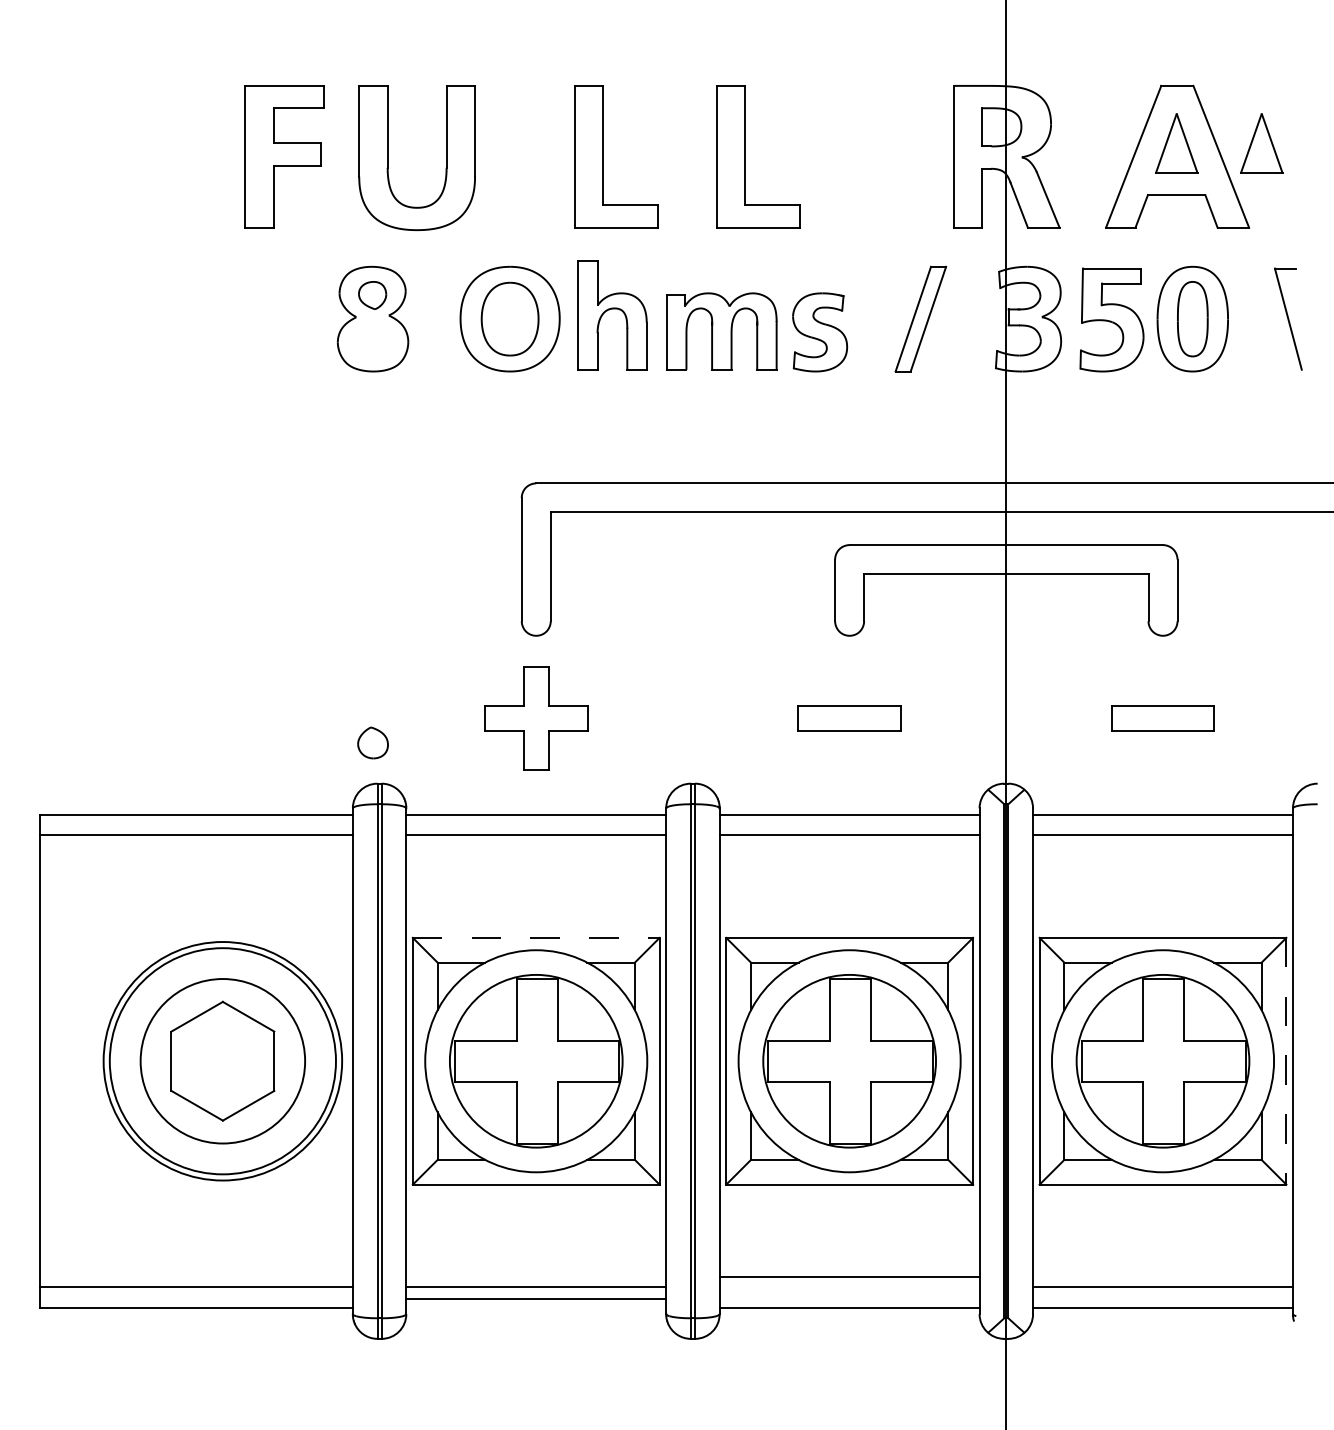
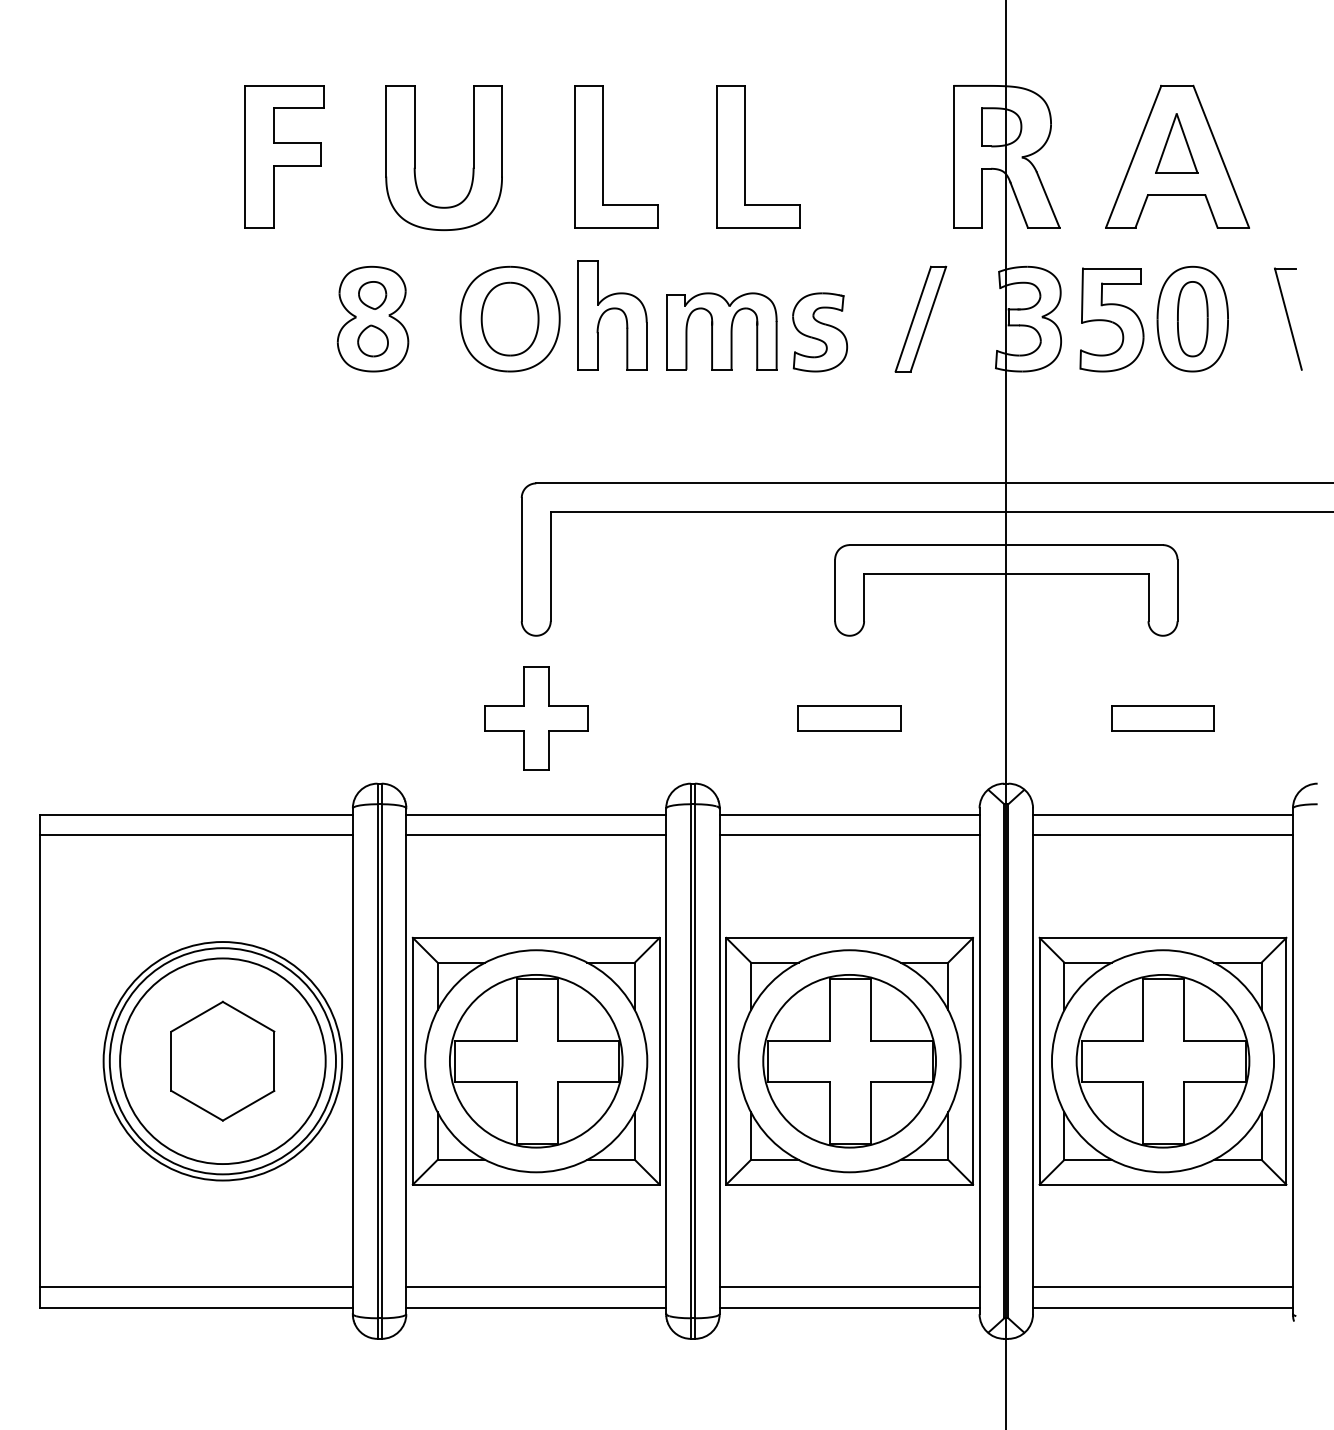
part: present -> none (1261, 143)
part position: (388, 158) -> (415, 158) (415, 158)
part position: (372, 742) -> (372, 340) (372, 340)
line: dashed -> solid (536, 937)
circle diameter: 164 px -> 206 px (222, 1061)
line: dashed -> solid (1286, 1061)
line position: (849, 1277) -> (849, 1287) (849, 1287)
line position: (536, 1299) -> (536, 1308) (536, 1308)
